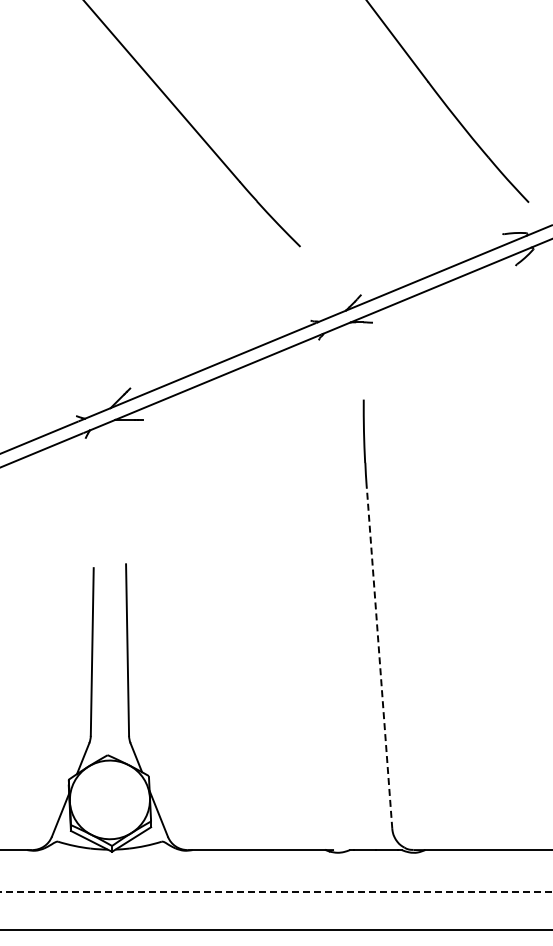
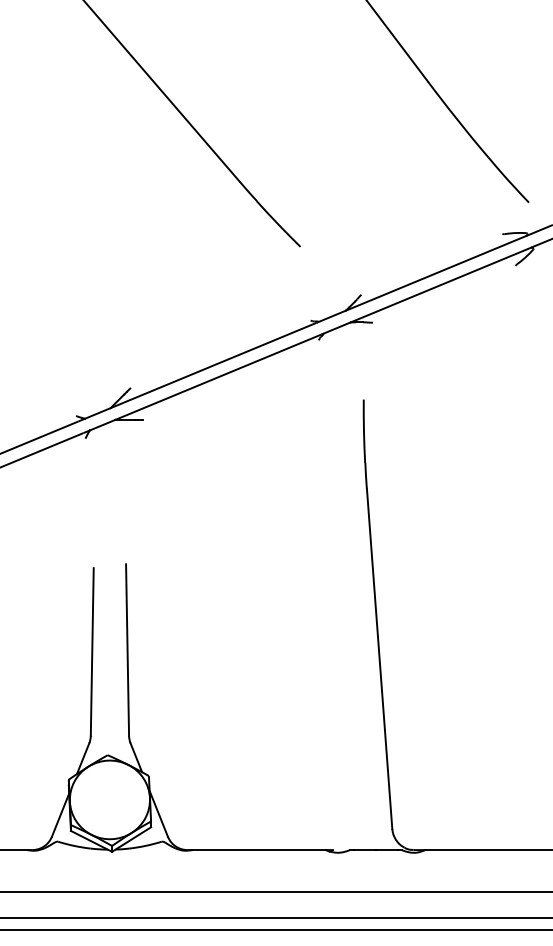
line: dashed -> solid (379, 658)
line: dashed -> solid (276, 892)
line: none -> present (275, 917)
